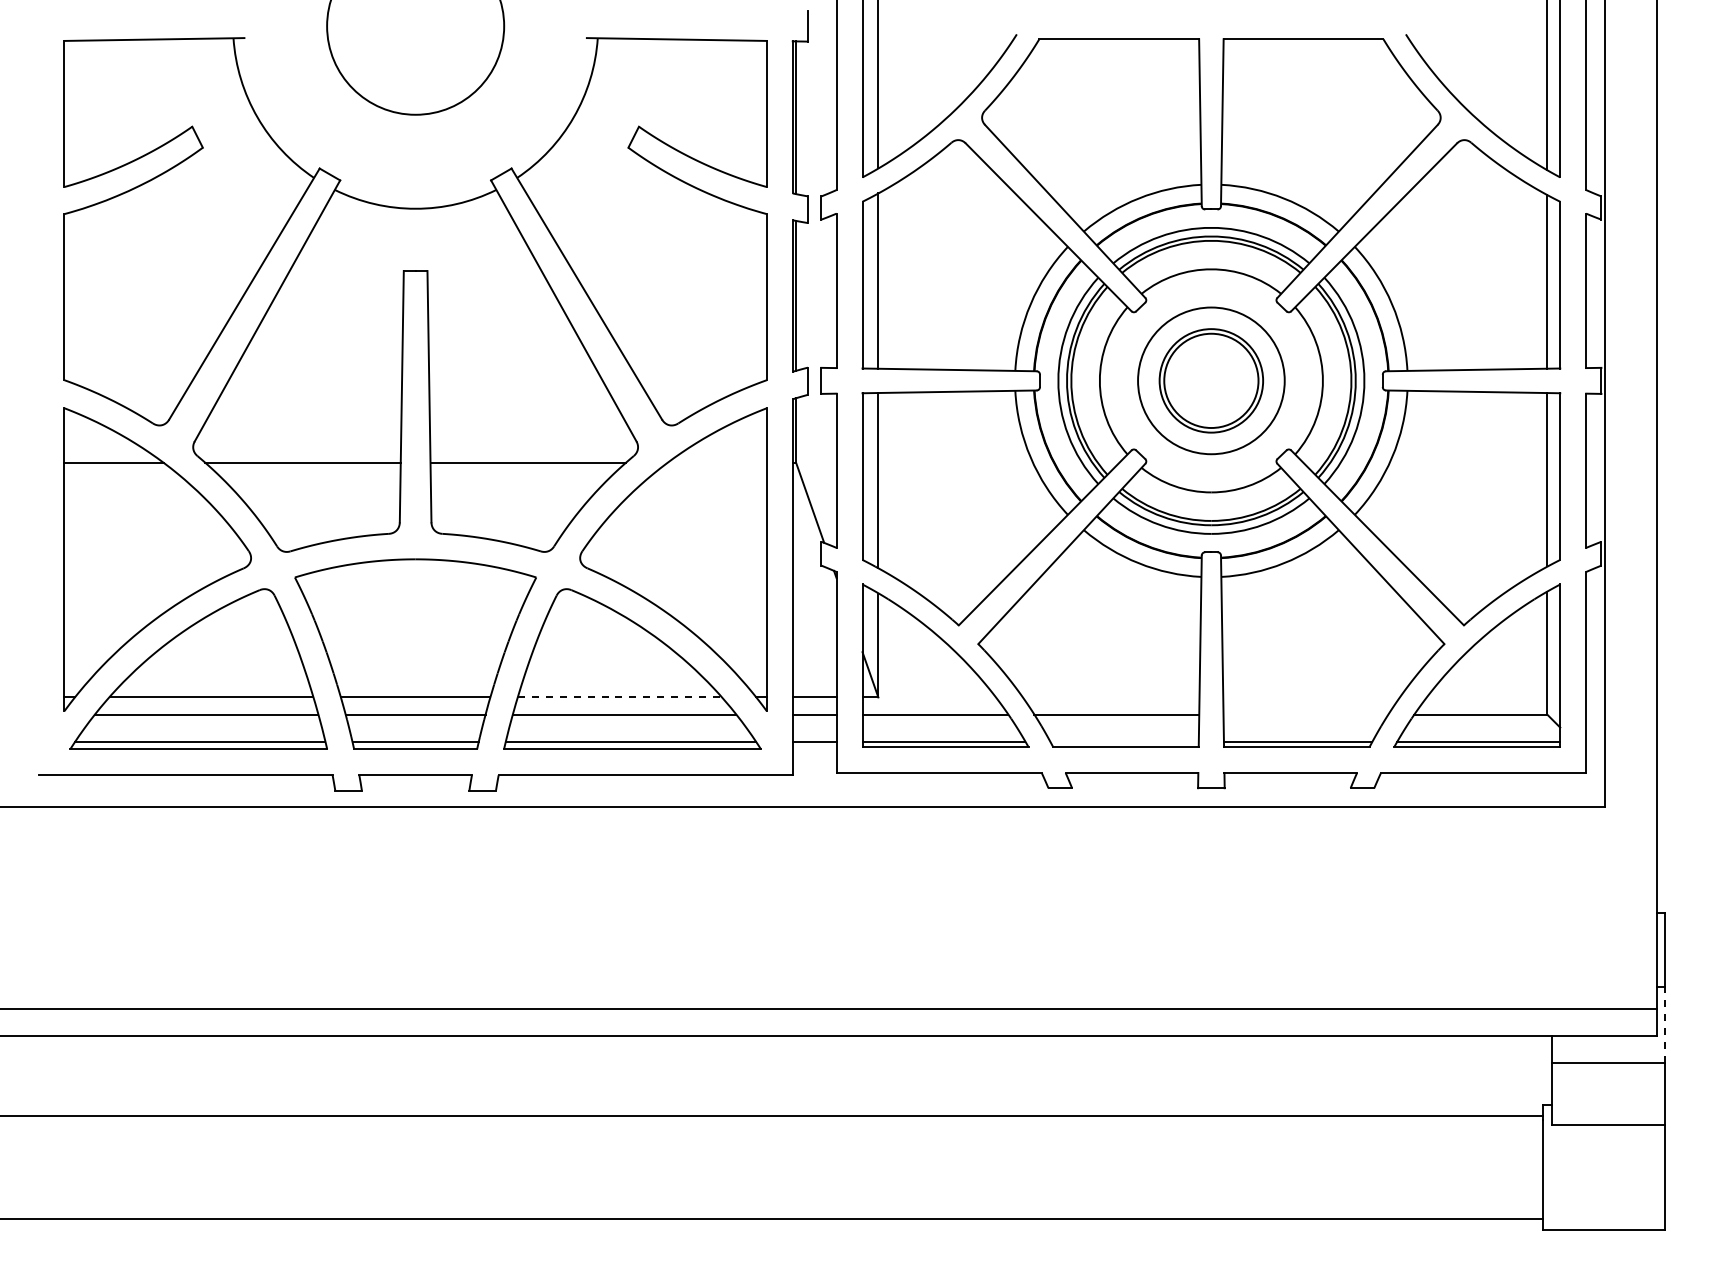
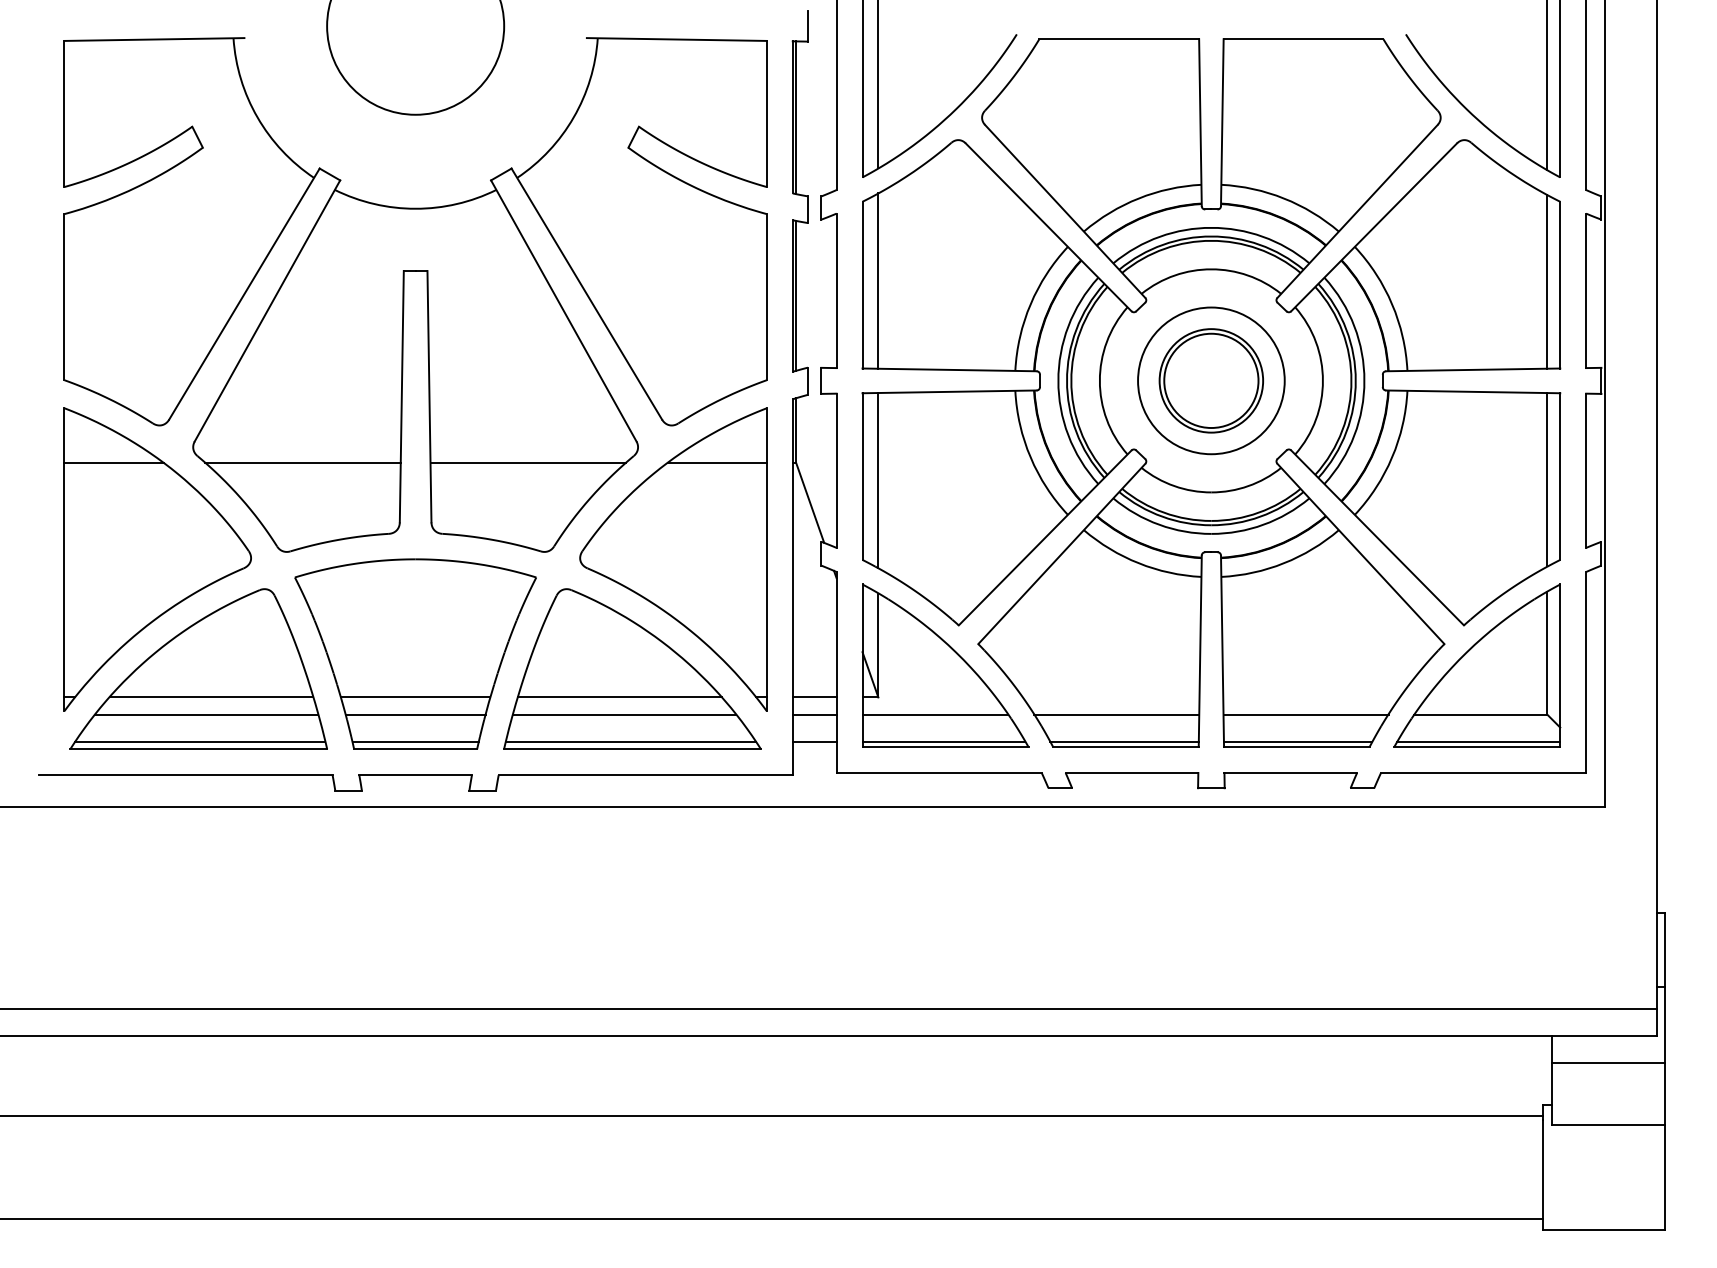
line: none -> present (716, 463)
line: dashed -> solid (619, 697)
line: none -> present (1305, 714)
line: none -> present (1124, 742)
line: dashed -> solid (1665, 1025)
